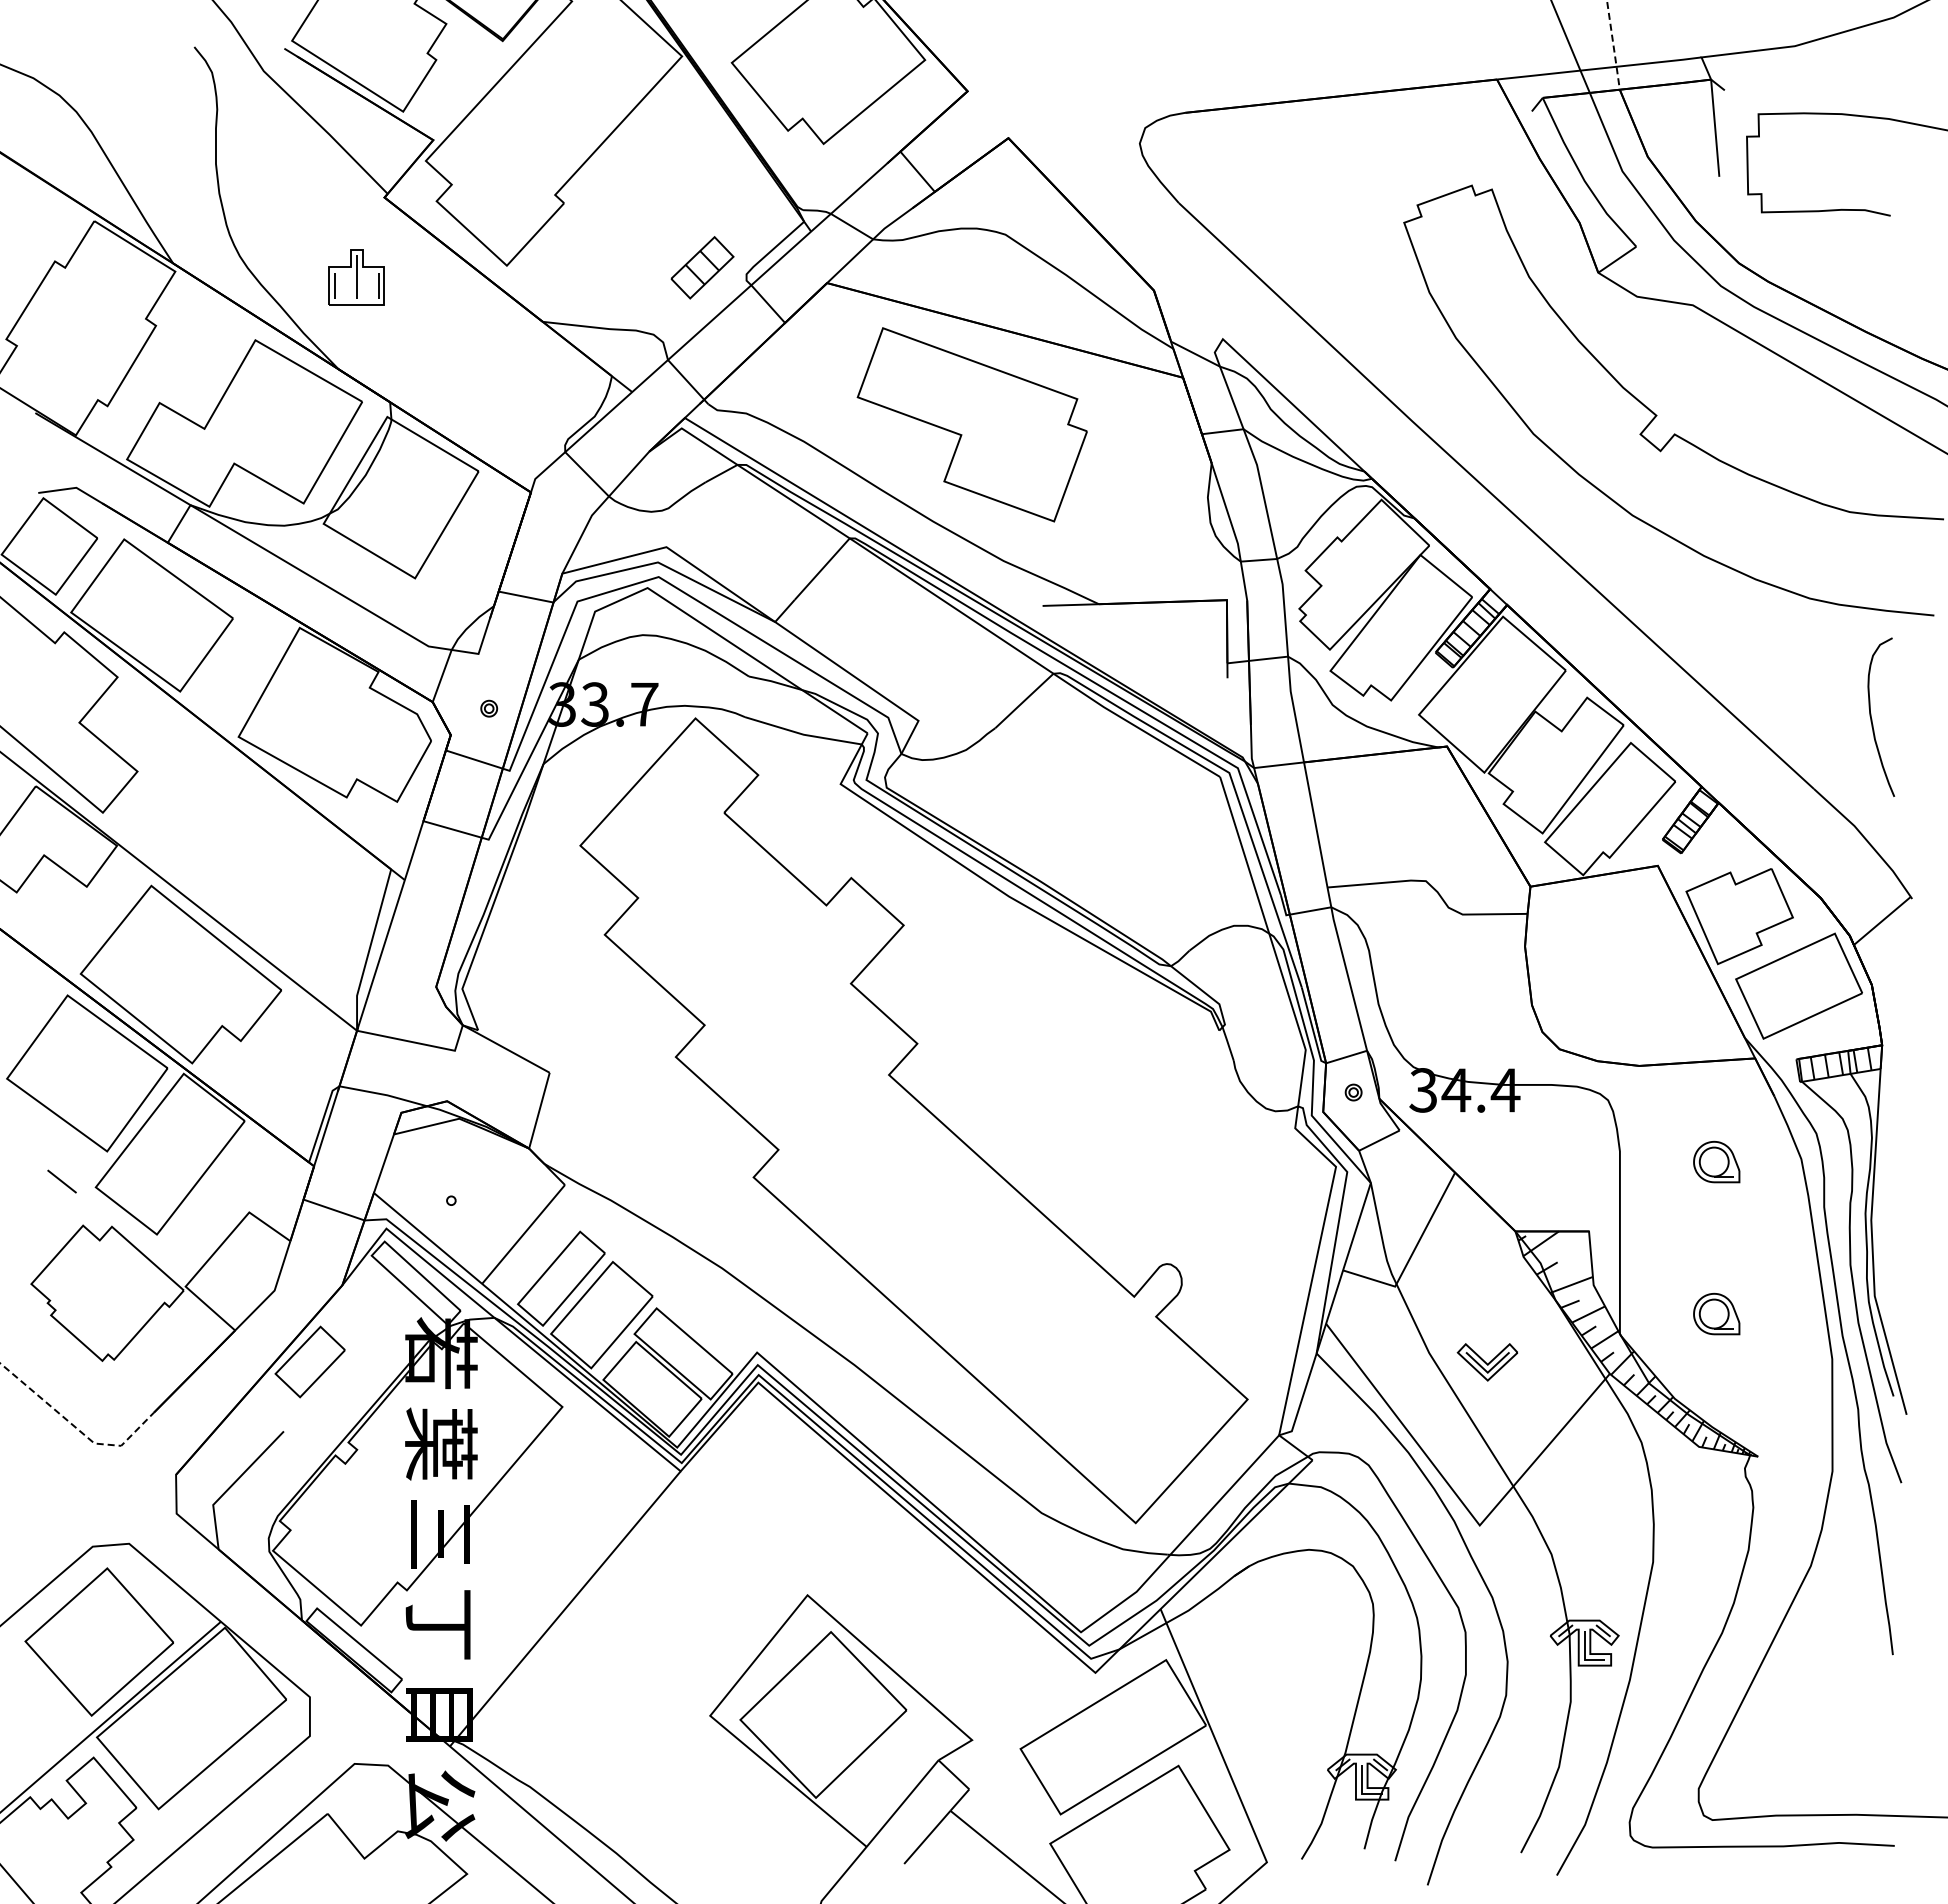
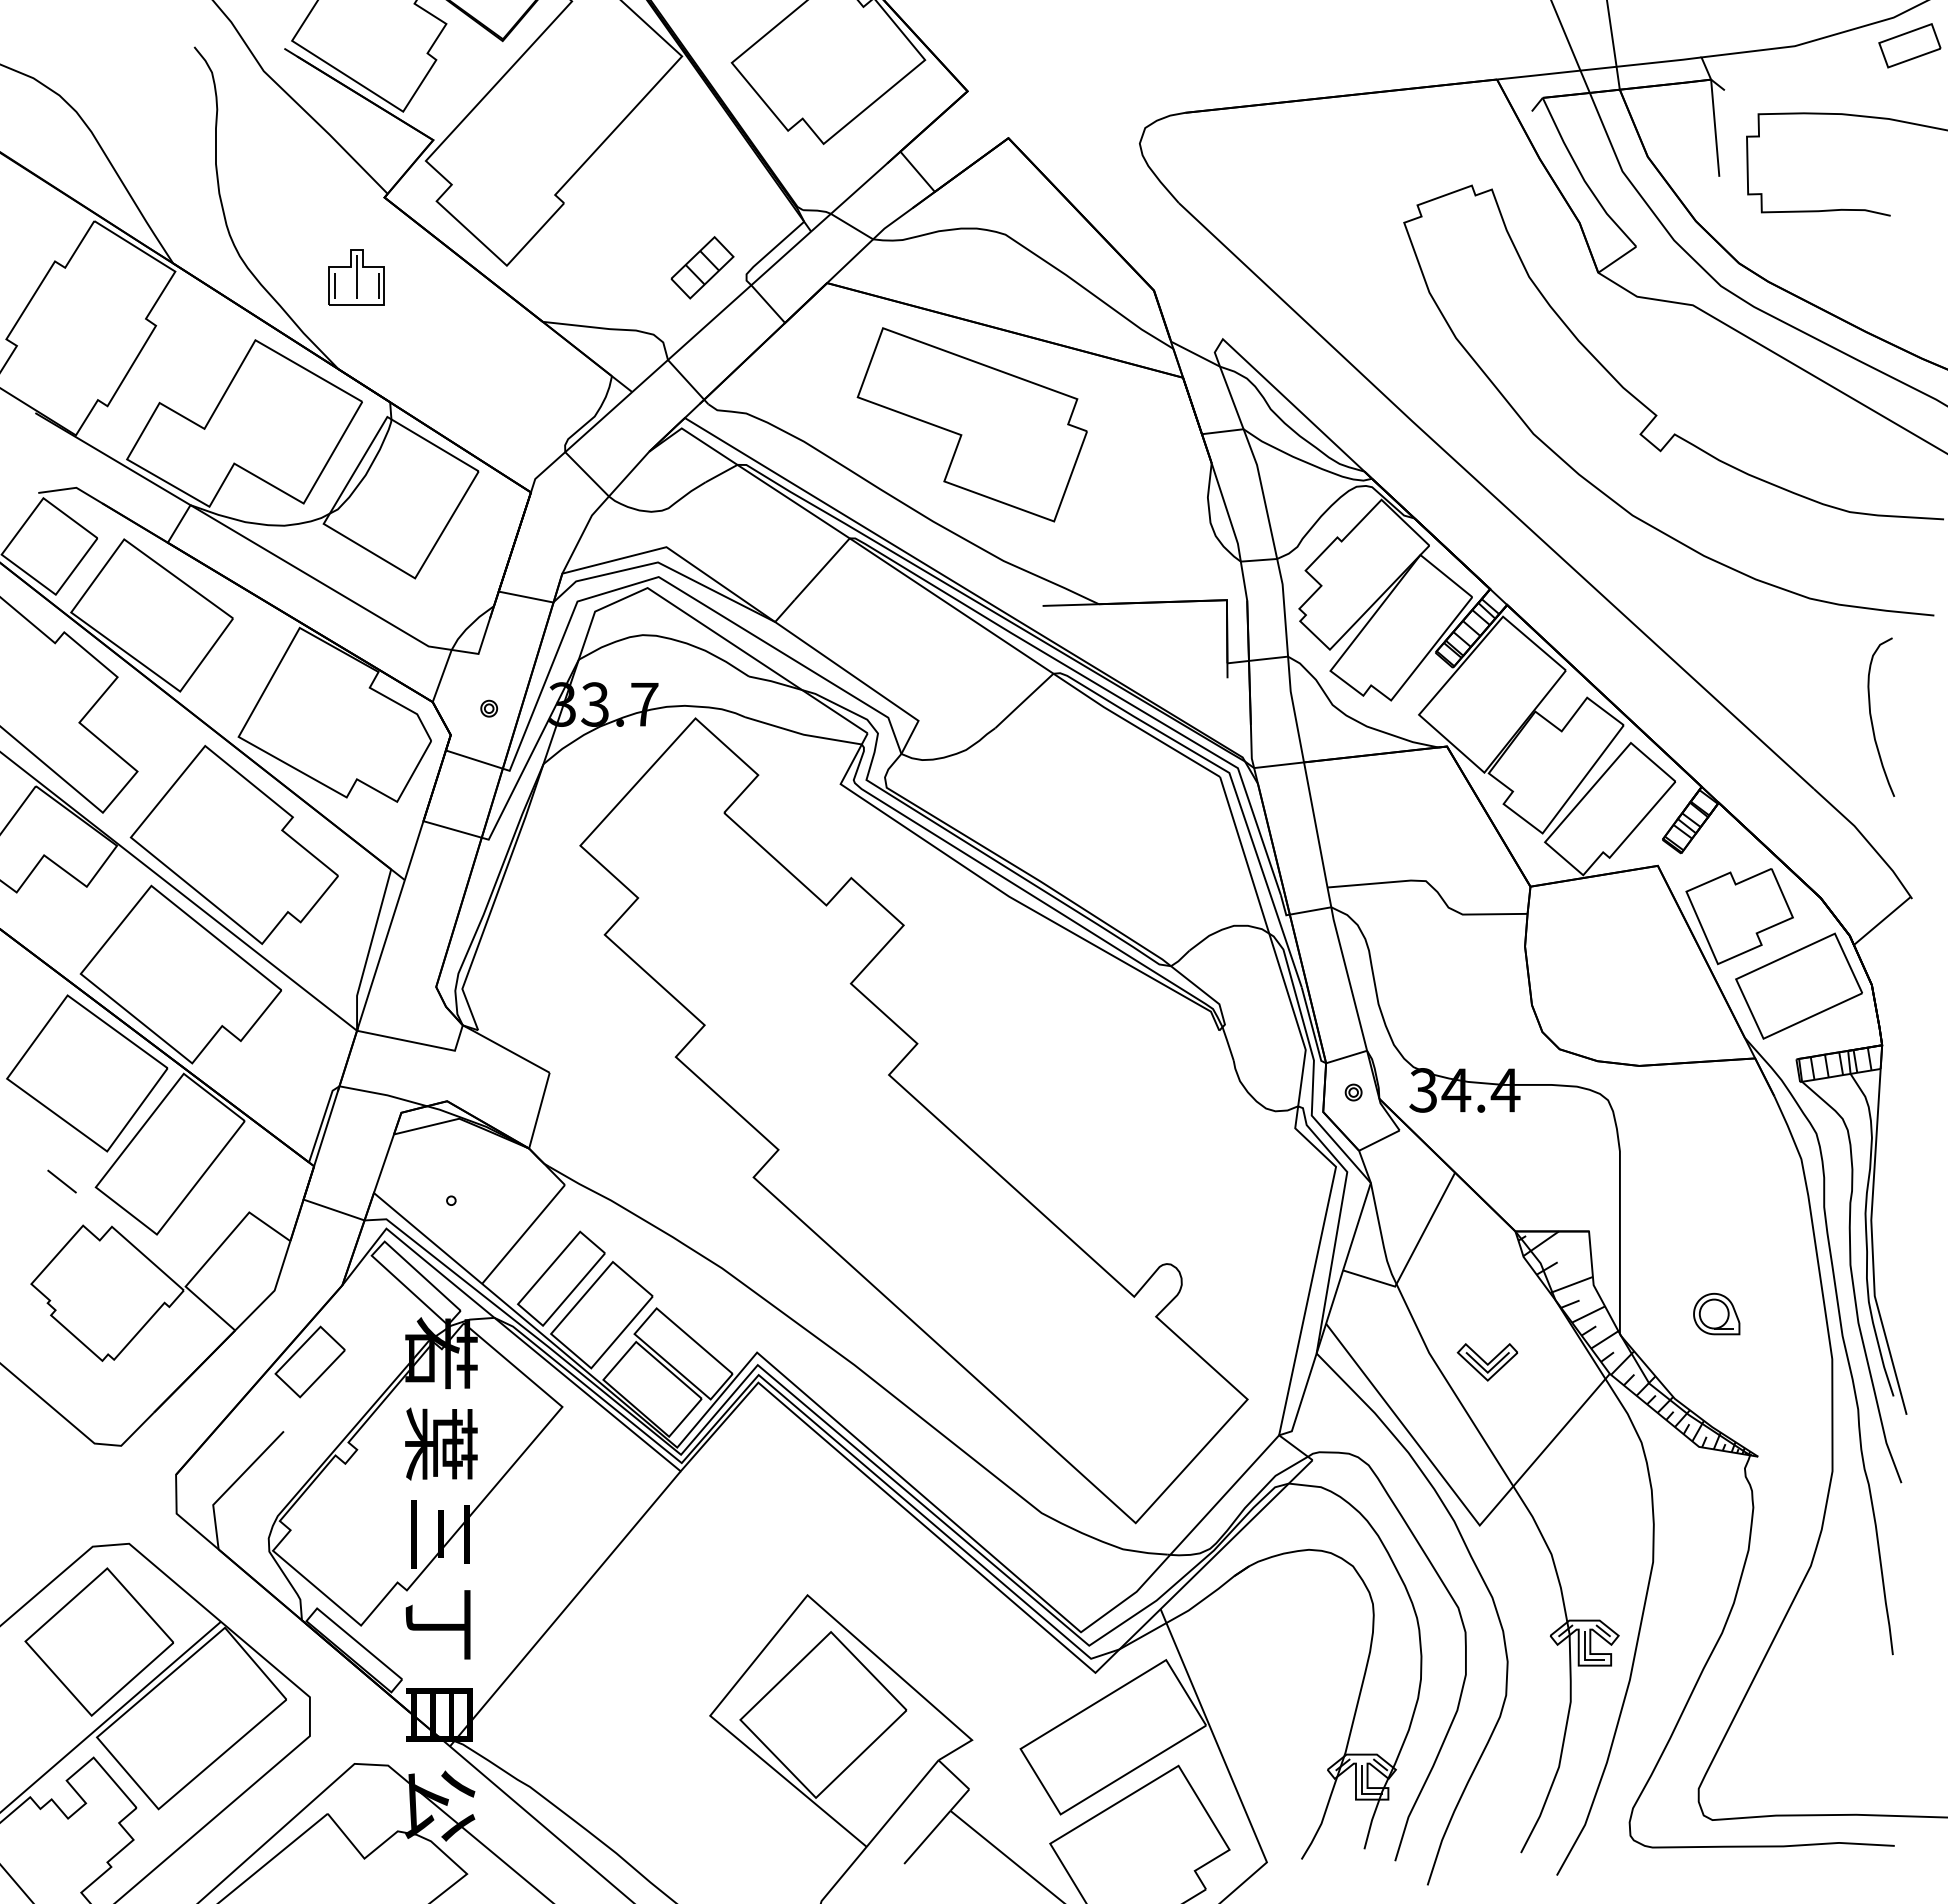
part: none -> present (1909, 45)
line: dashed -> solid (1613, 46)
part: none -> present (233, 844)
part: present -> none (1716, 1161)
line: dashed -> solid (76, 1428)
